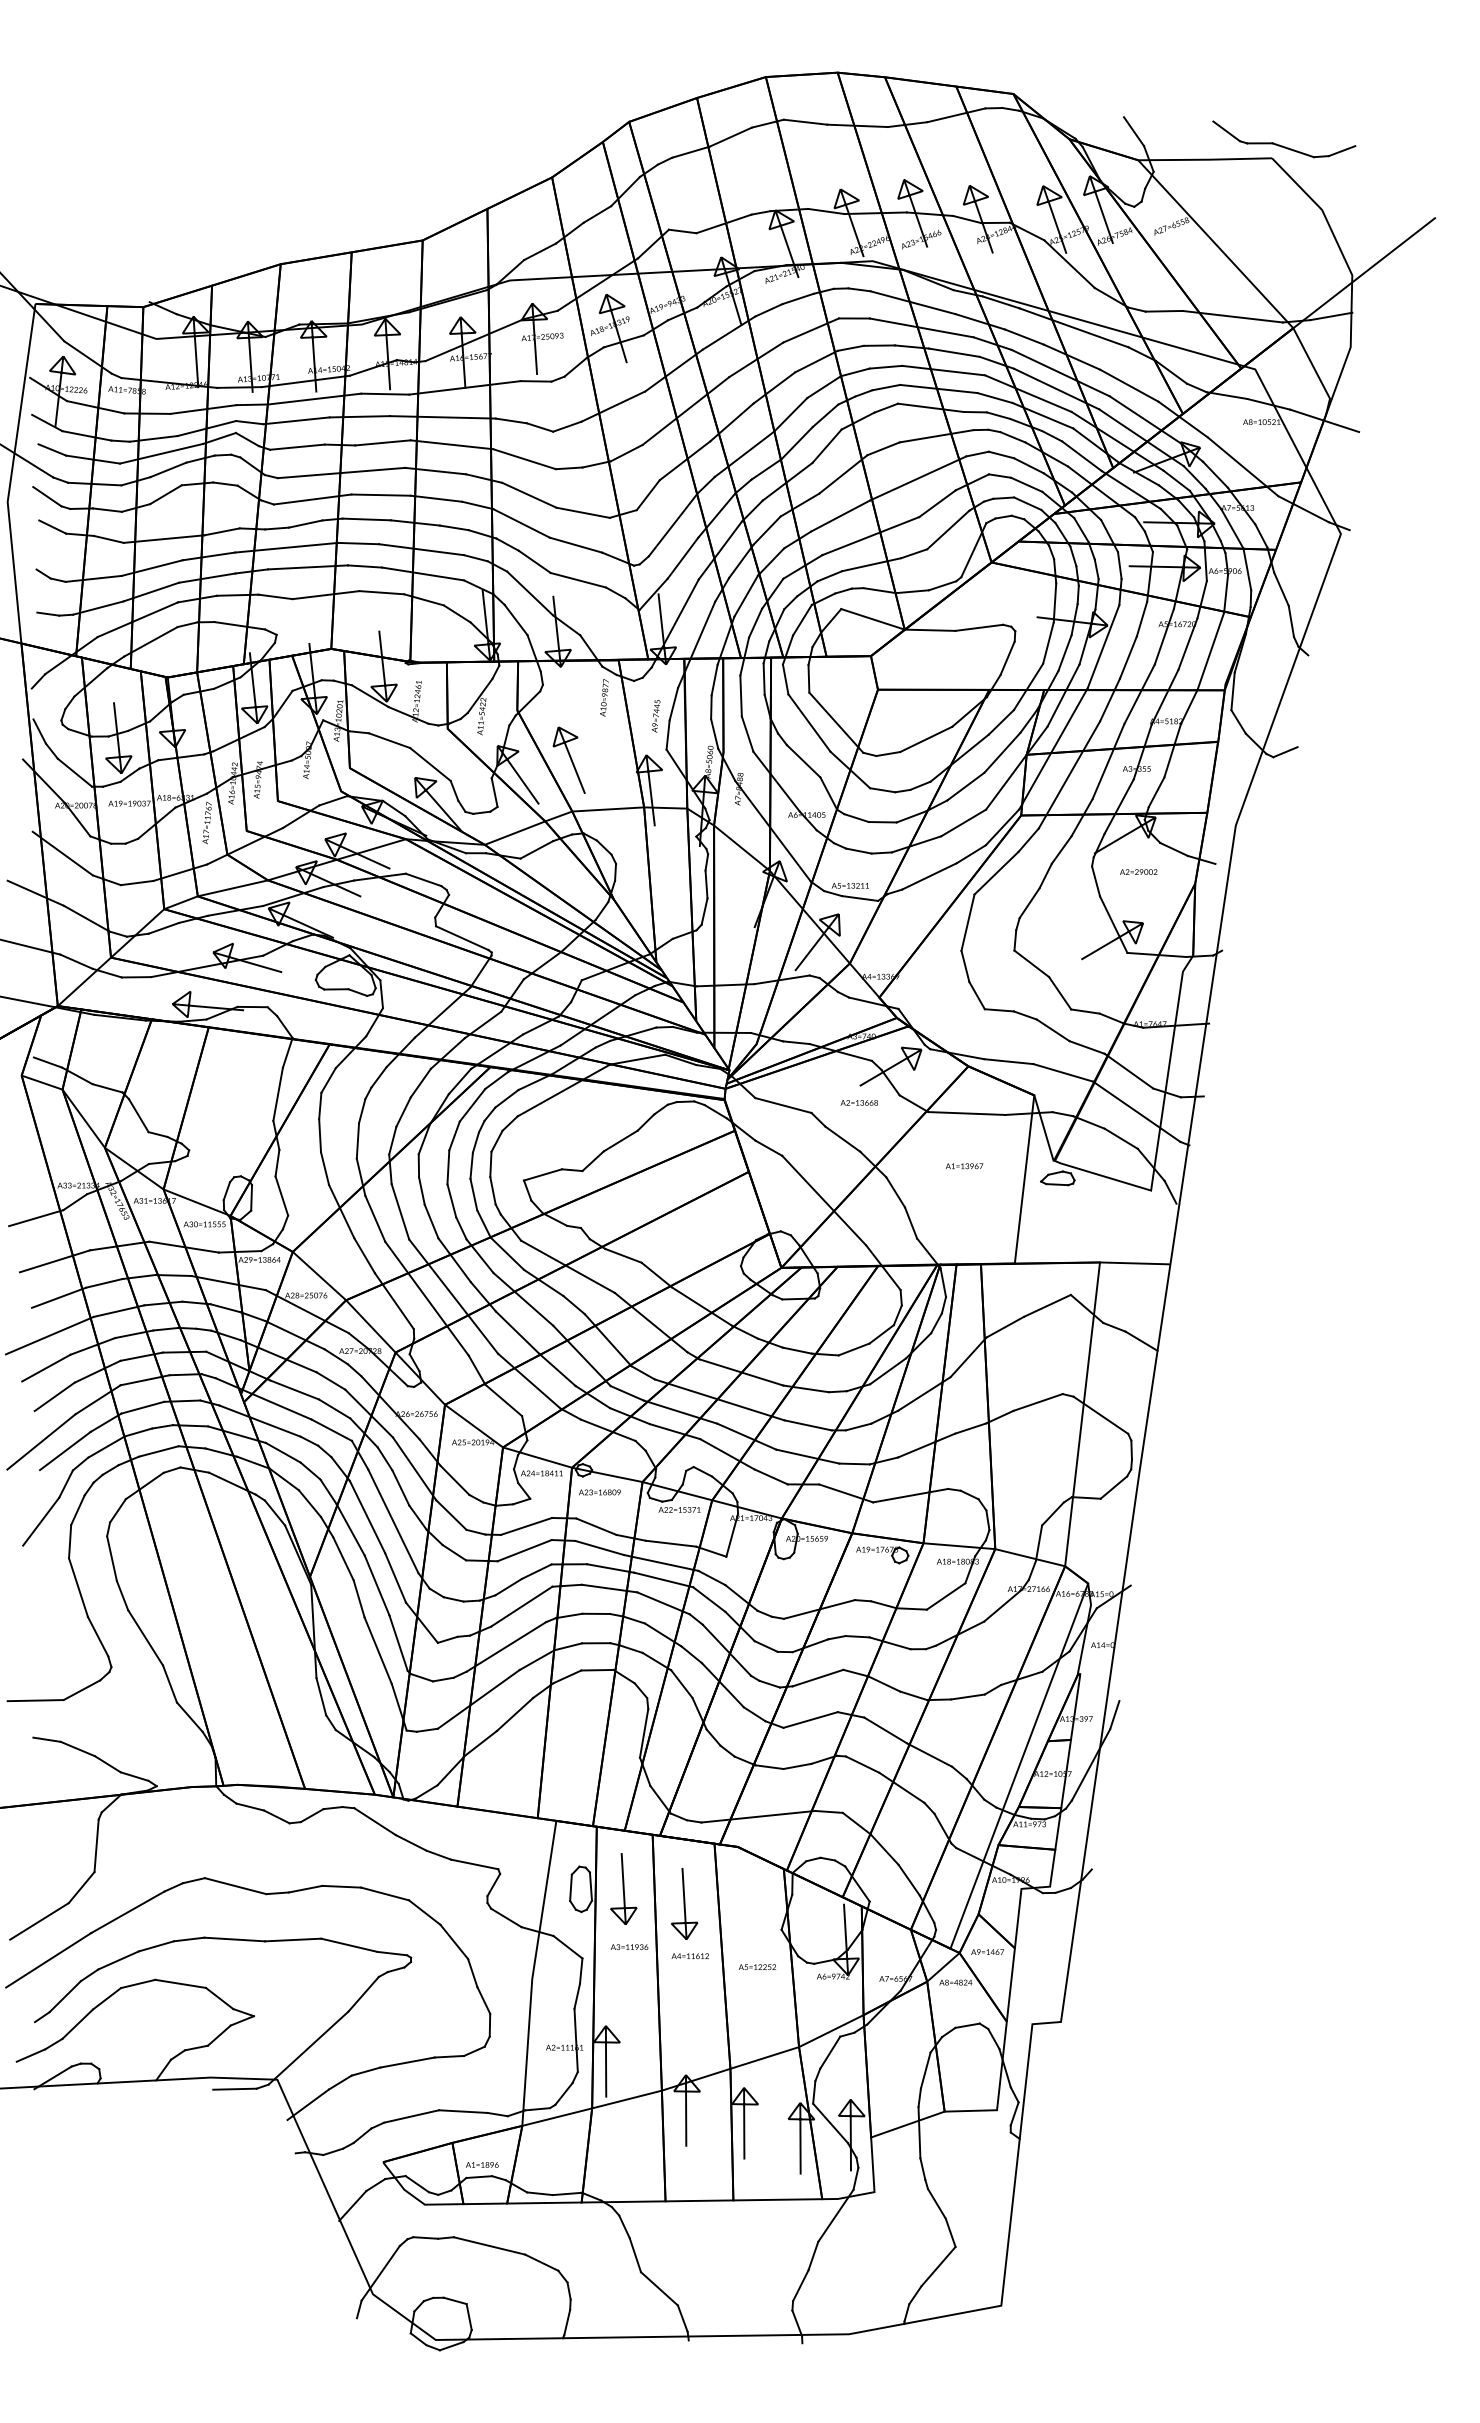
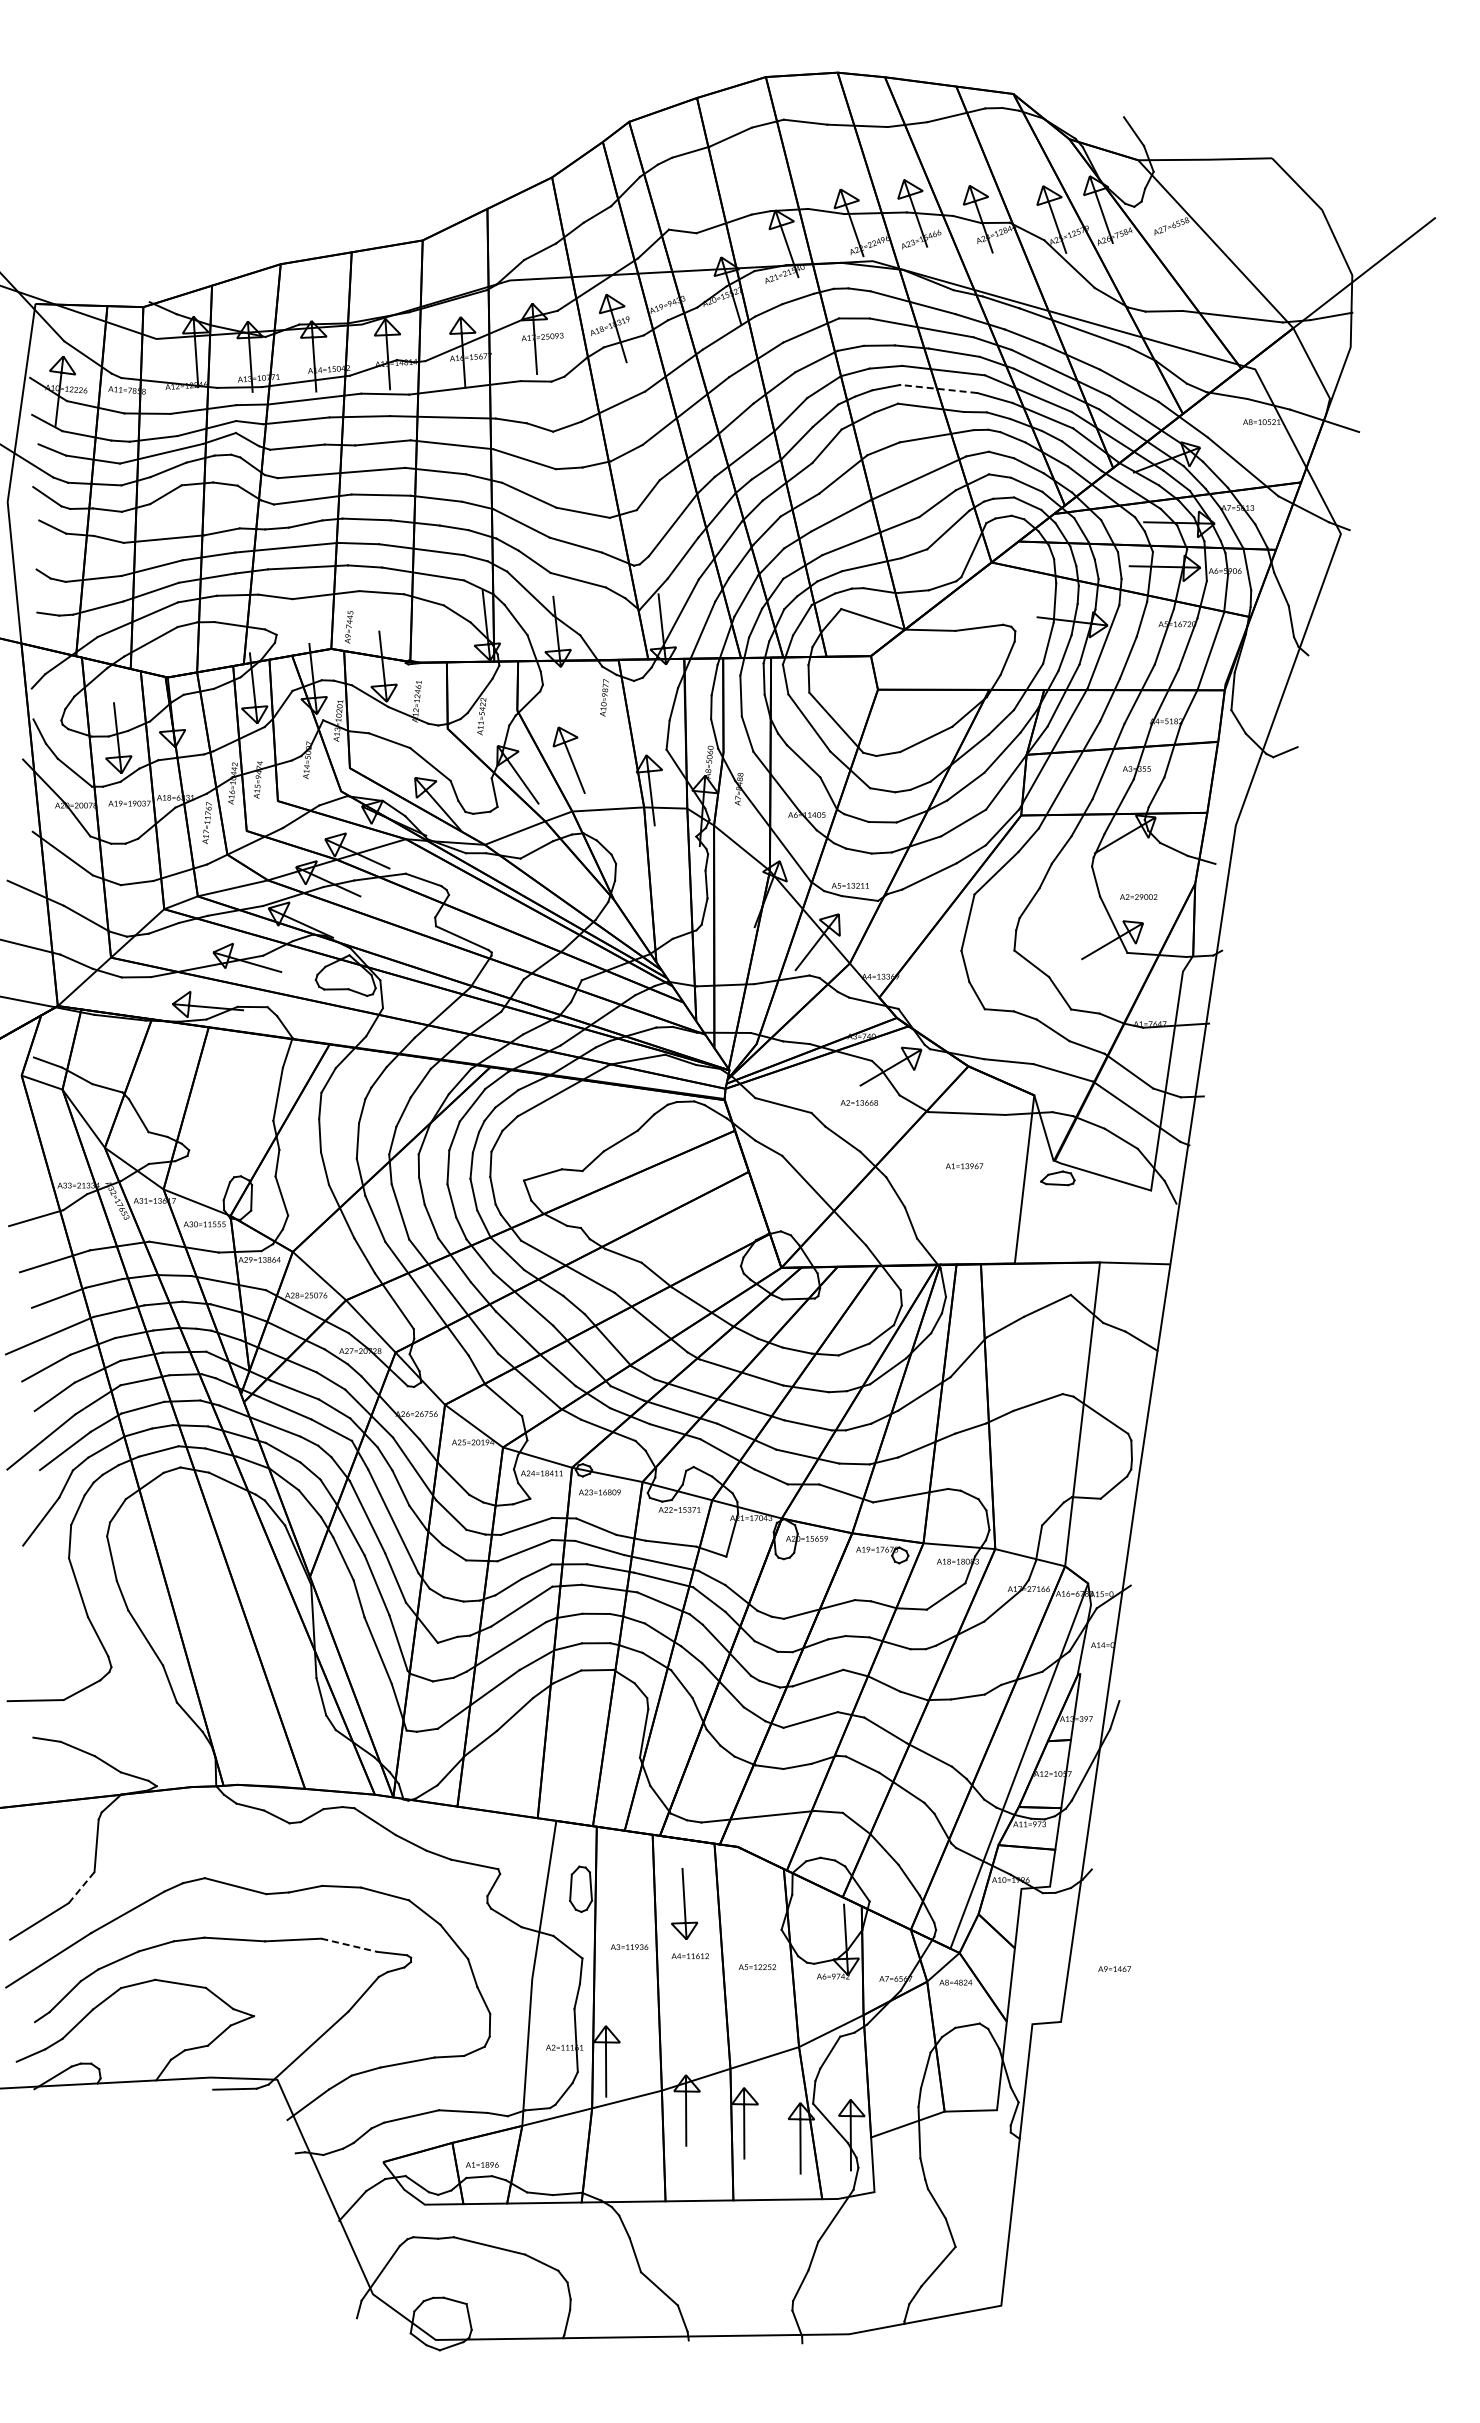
part: present -> none (1282, 145)
line: solid -> dashed (938, 389)
text position: (655, 716) -> (348, 627) (348, 627)
text position: (1138, 871) -> (1138, 896) (1138, 896)
line: solid -> dashed (81, 1887)
line: present -> none (623, 1888)
line: solid -> dashed (349, 1945)
text position: (987, 1951) -> (1114, 1968) (1114, 1968)
